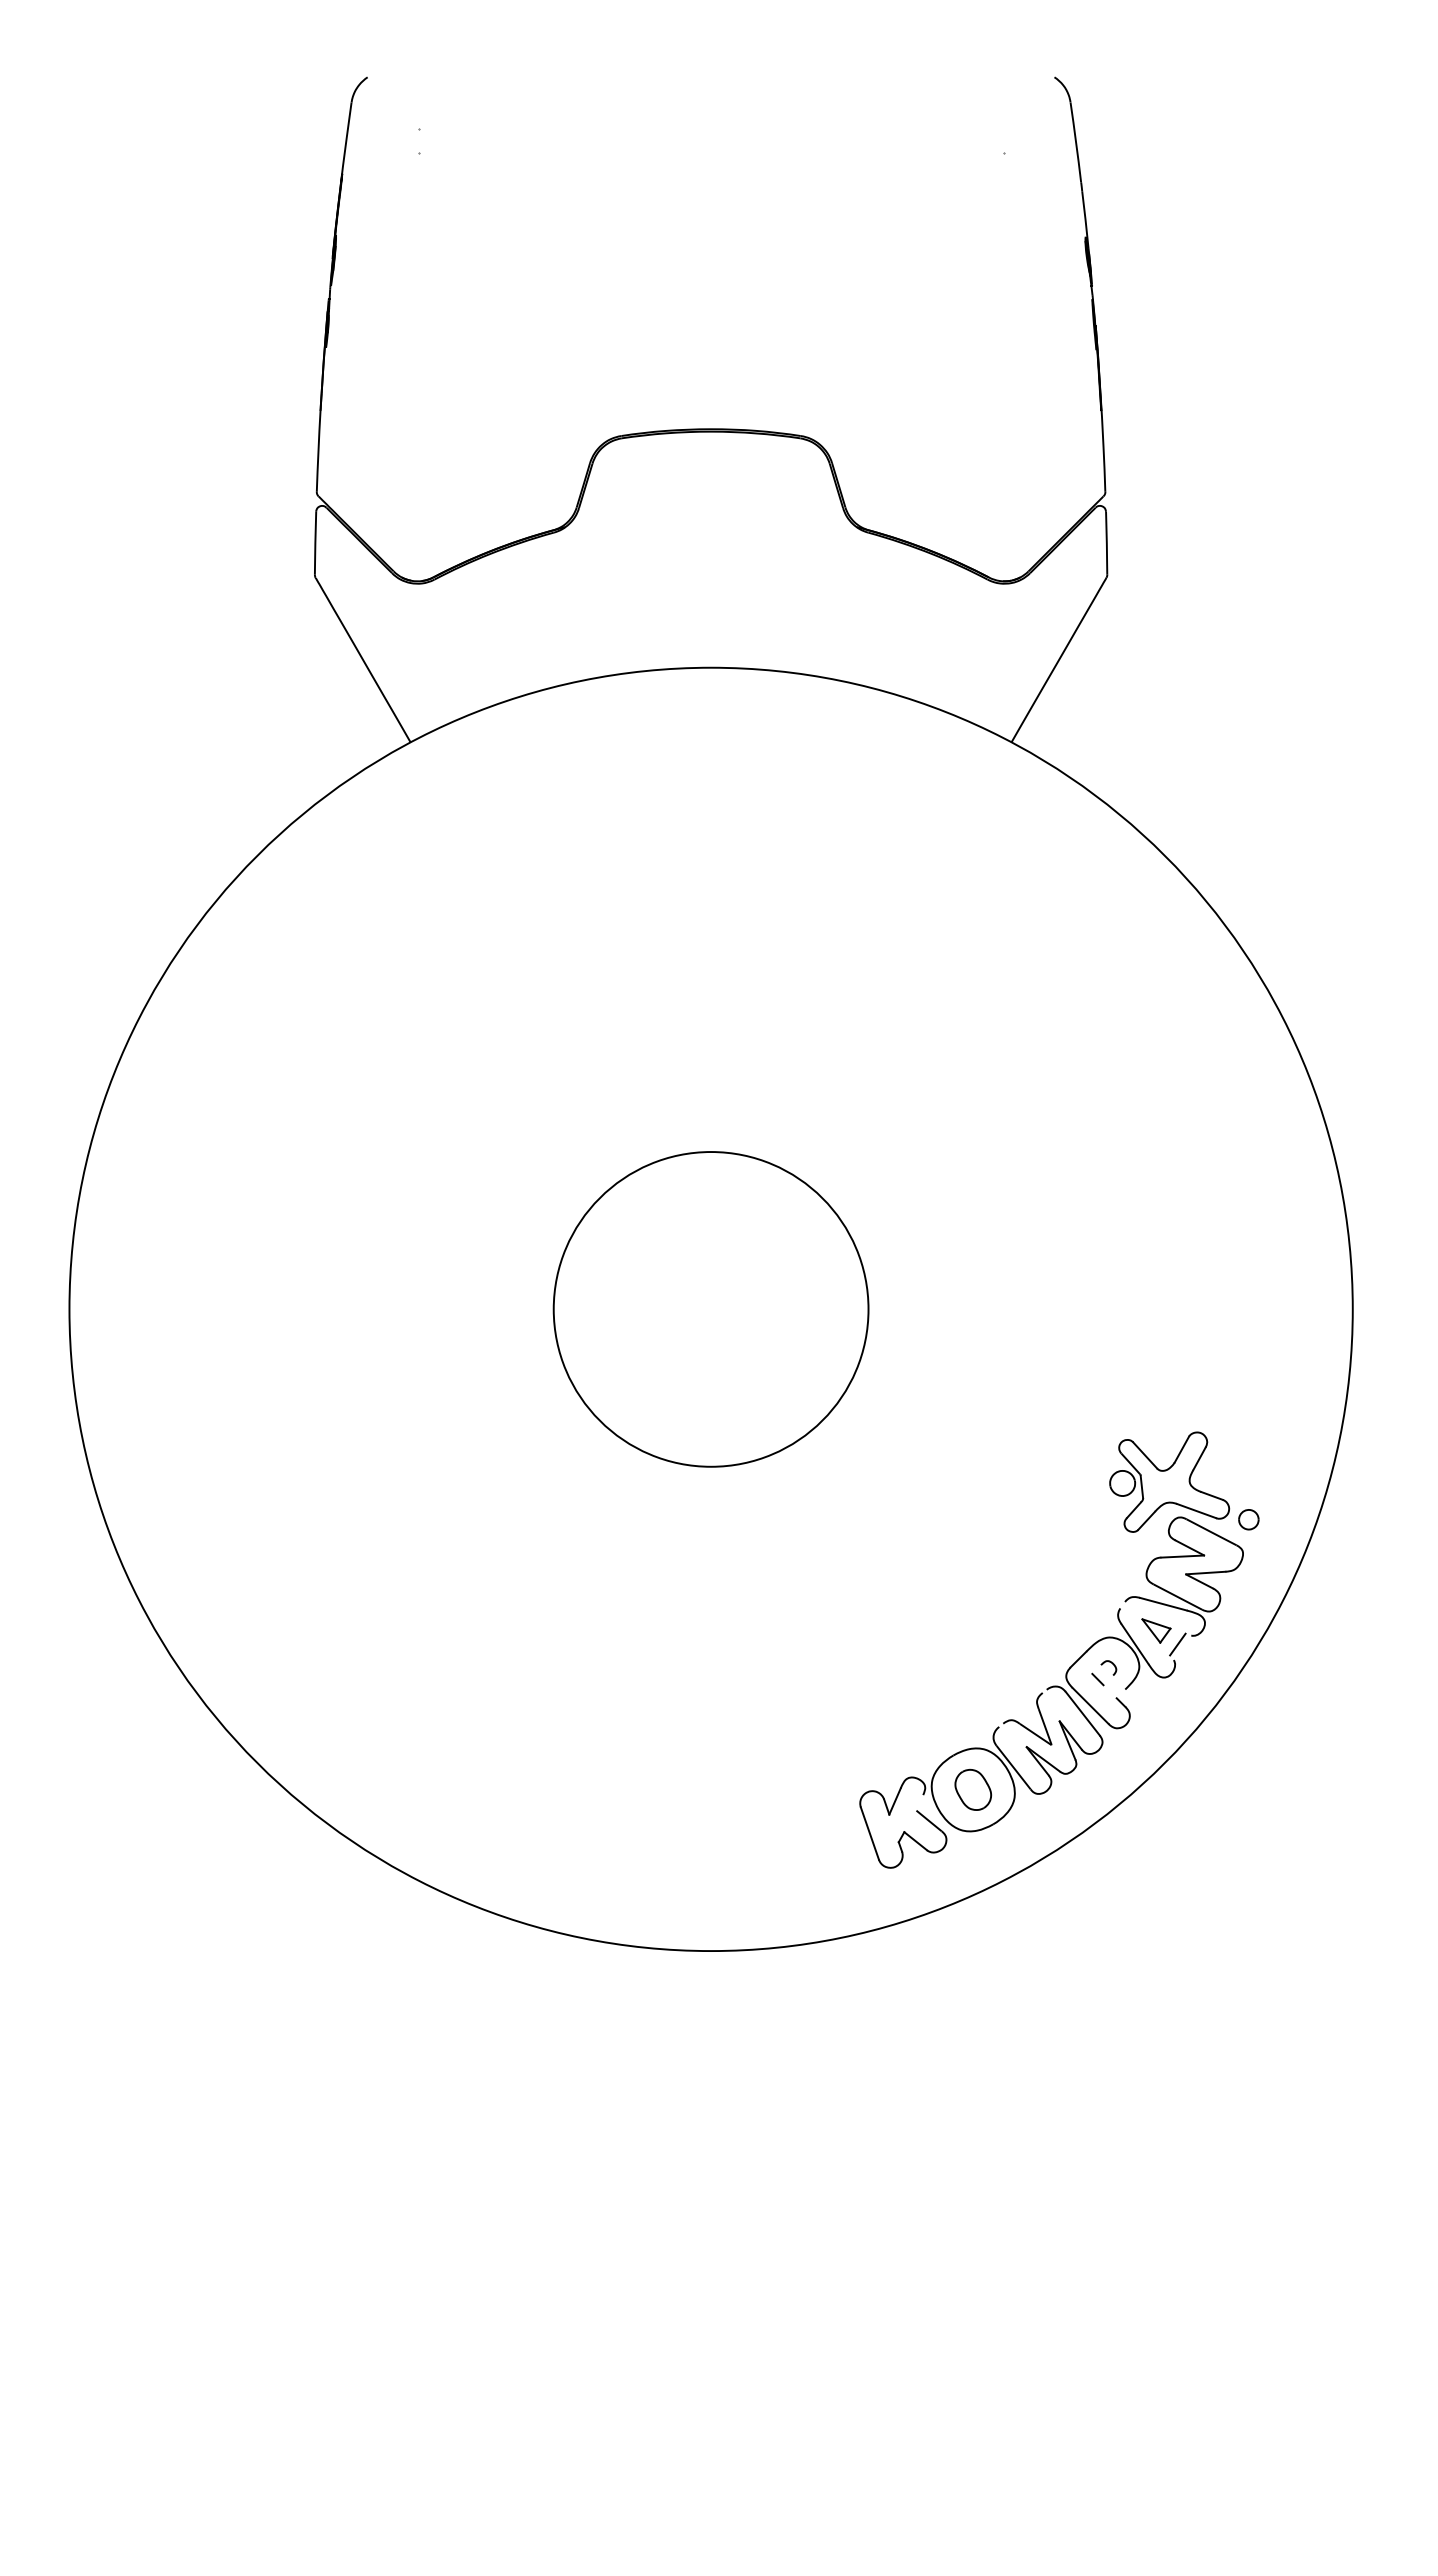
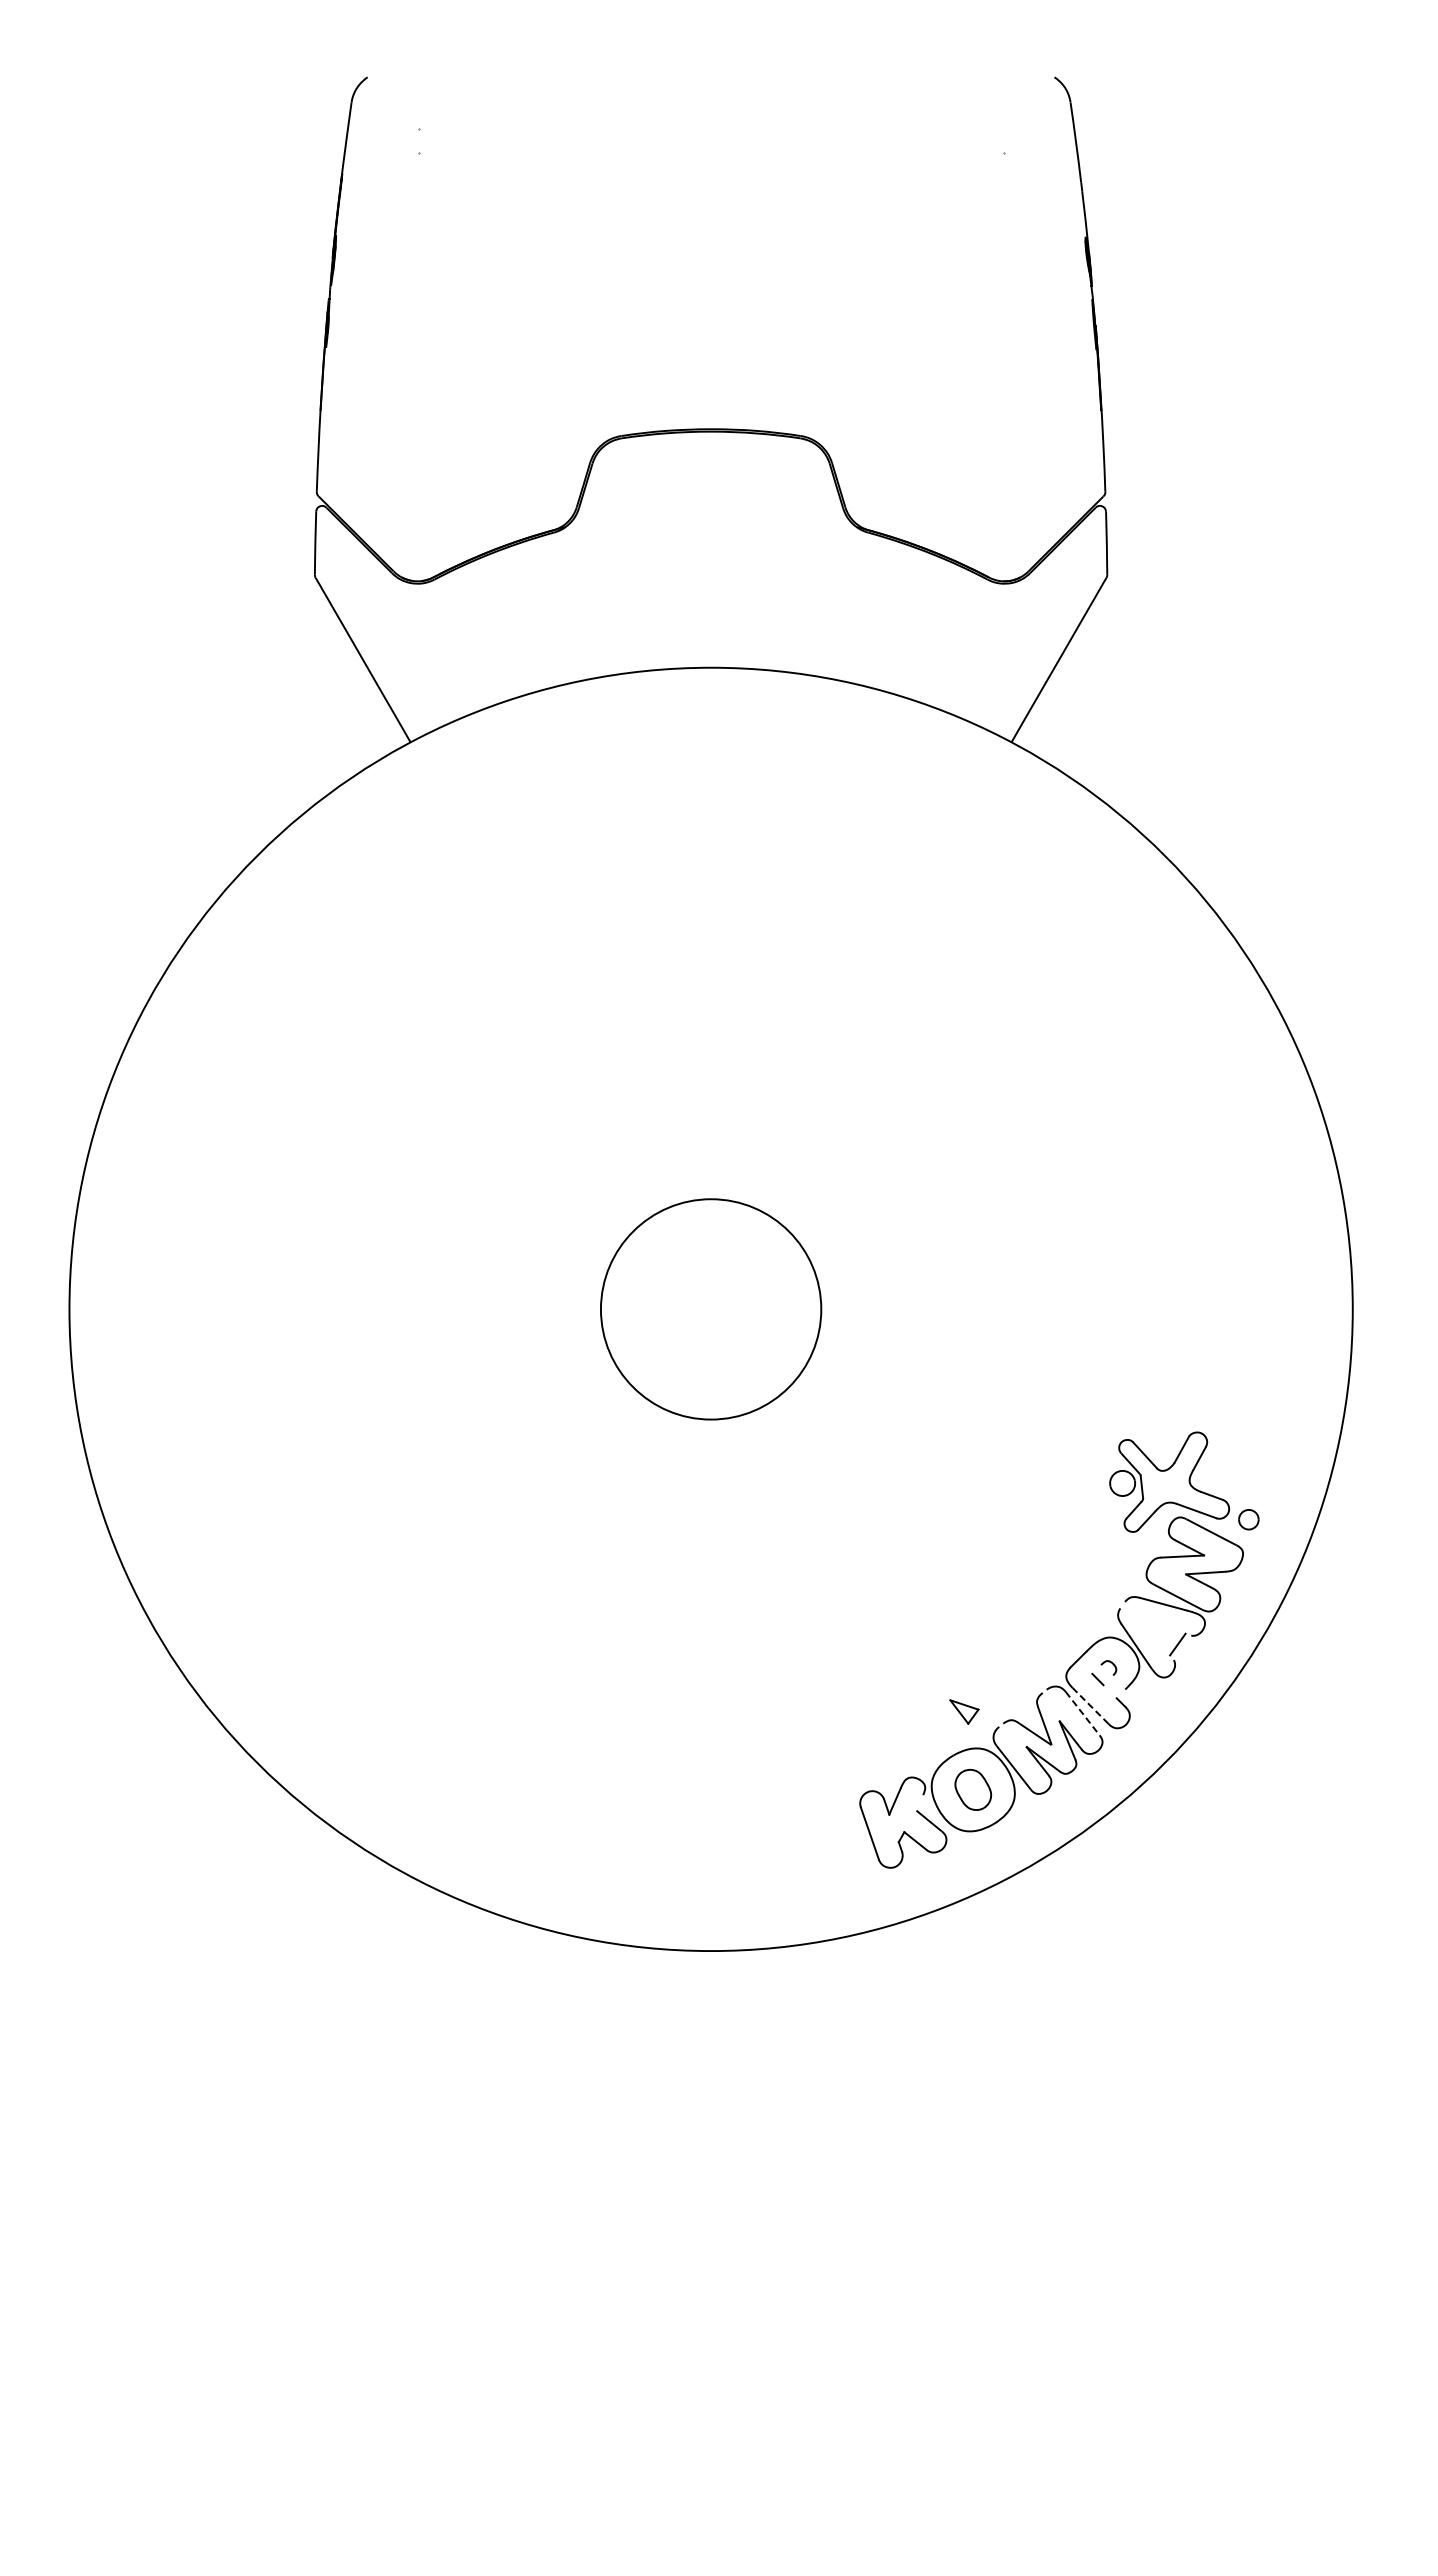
circle diameter: 315 px -> 220 px (710, 1309)
part position: (1156, 1630) -> (964, 1711) (964, 1711)
line: solid -> dashed (1090, 1705)
line: solid -> dashed (1082, 1713)
